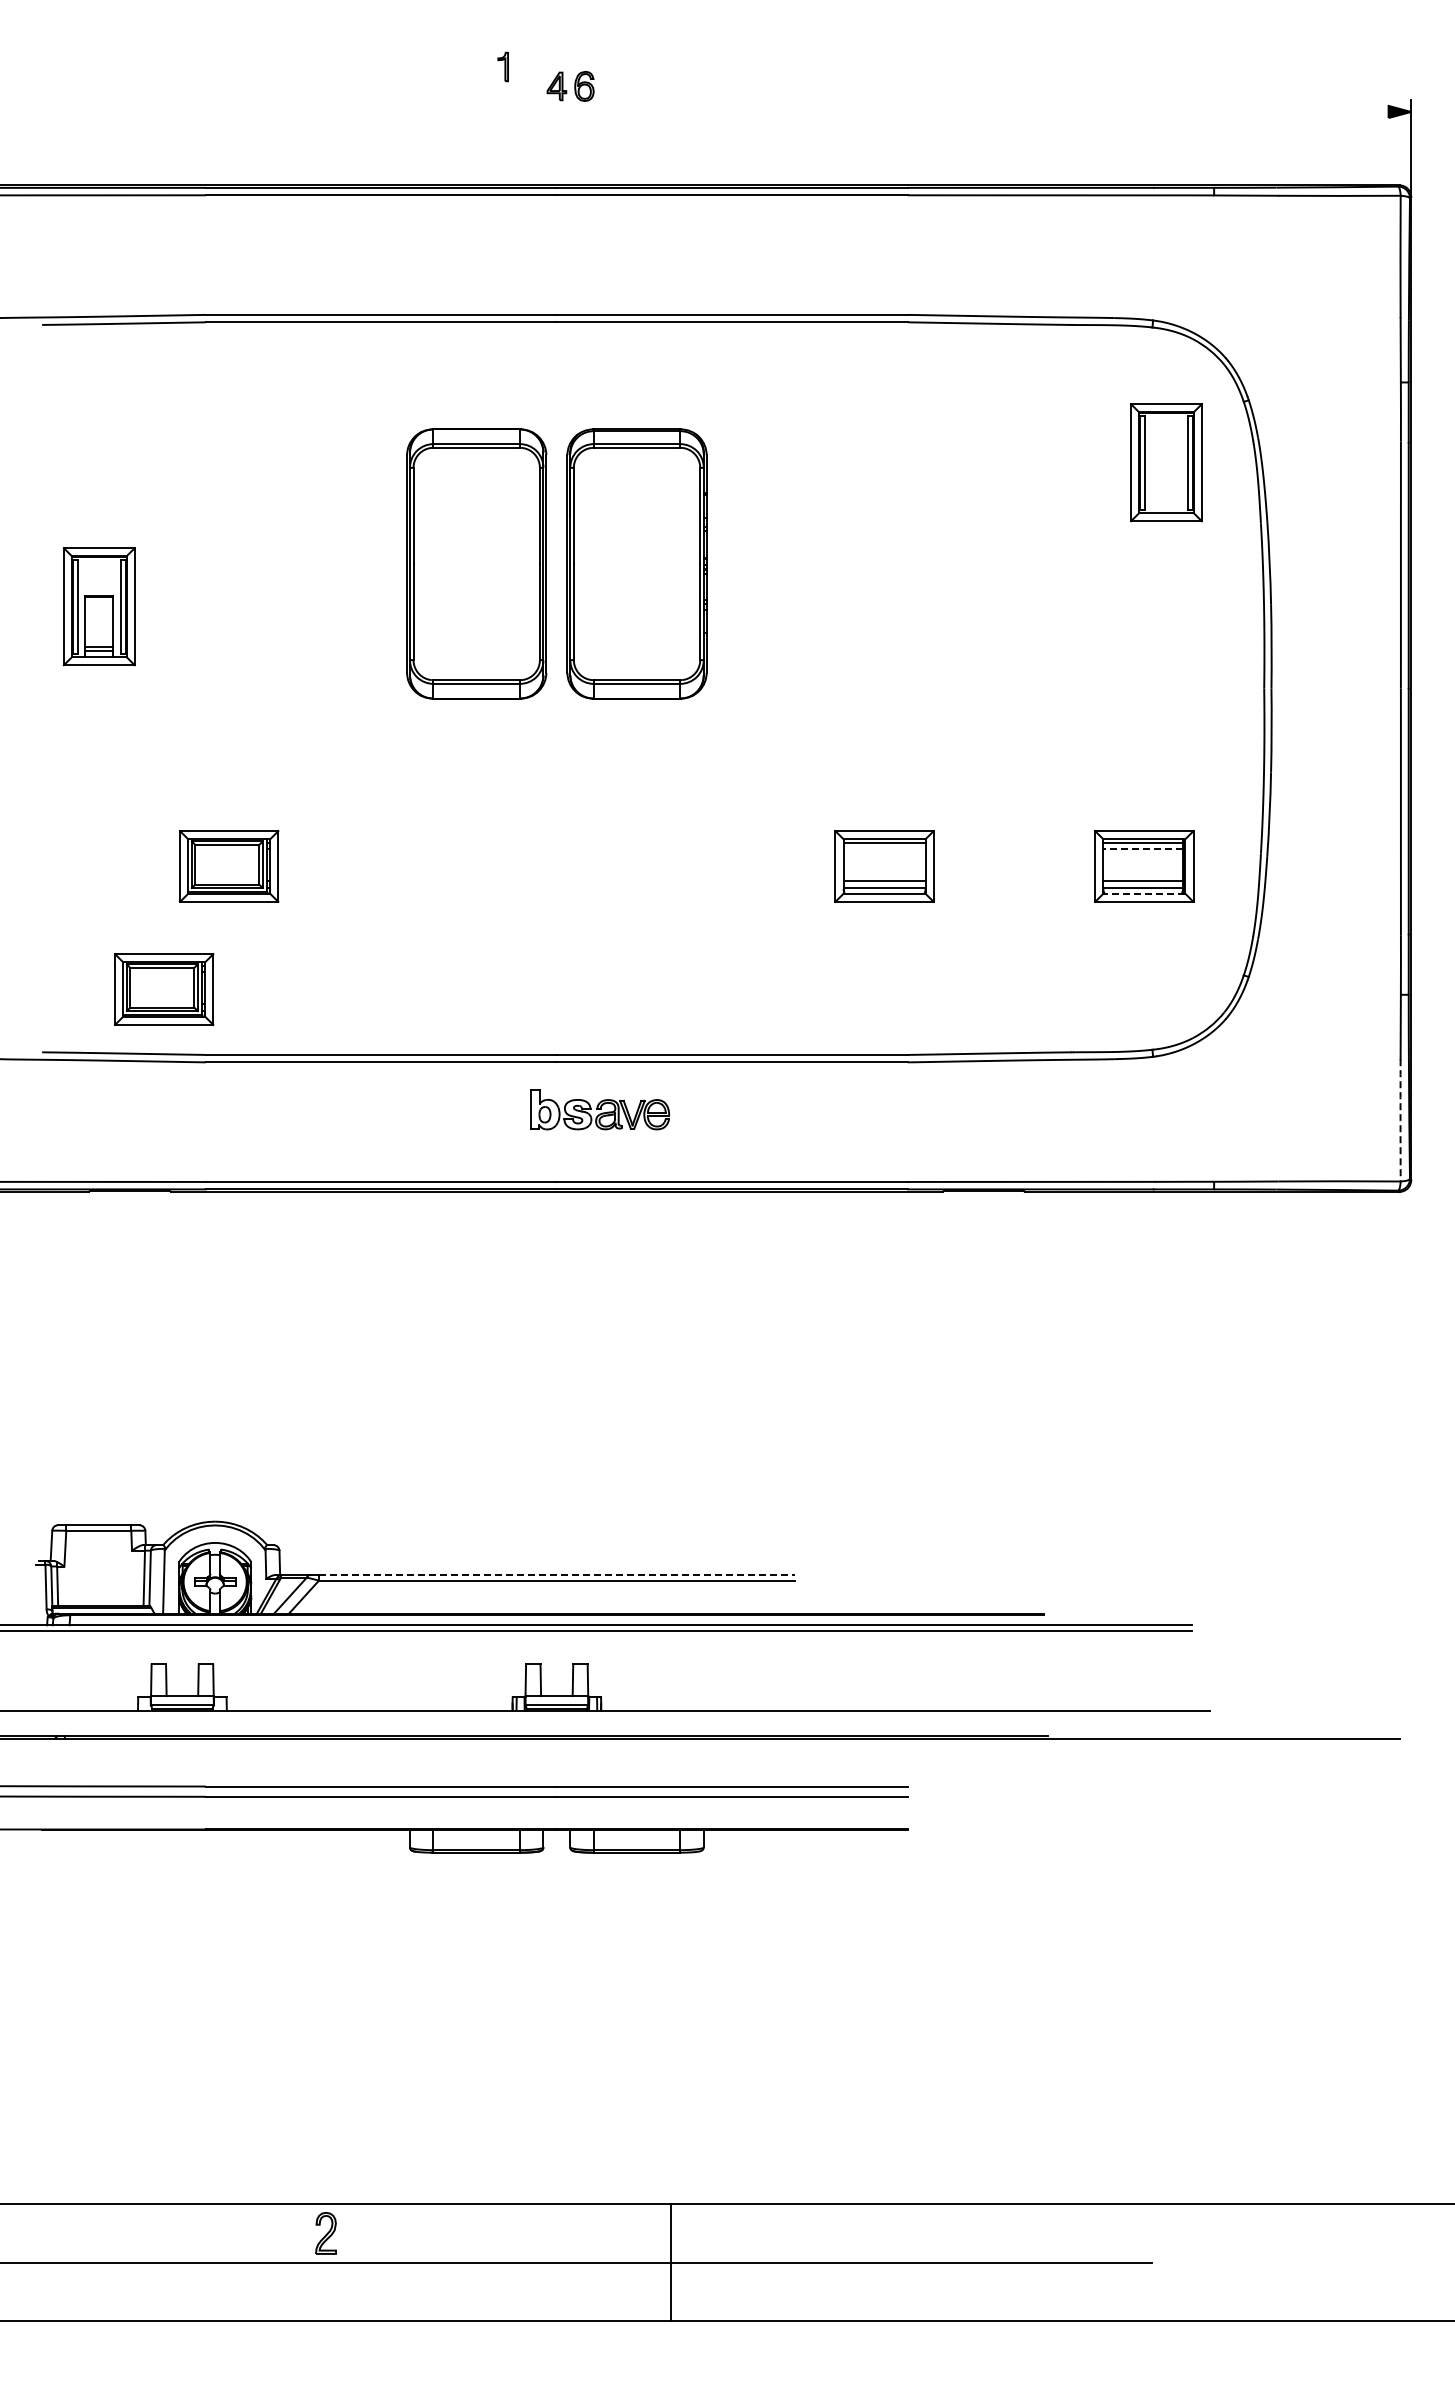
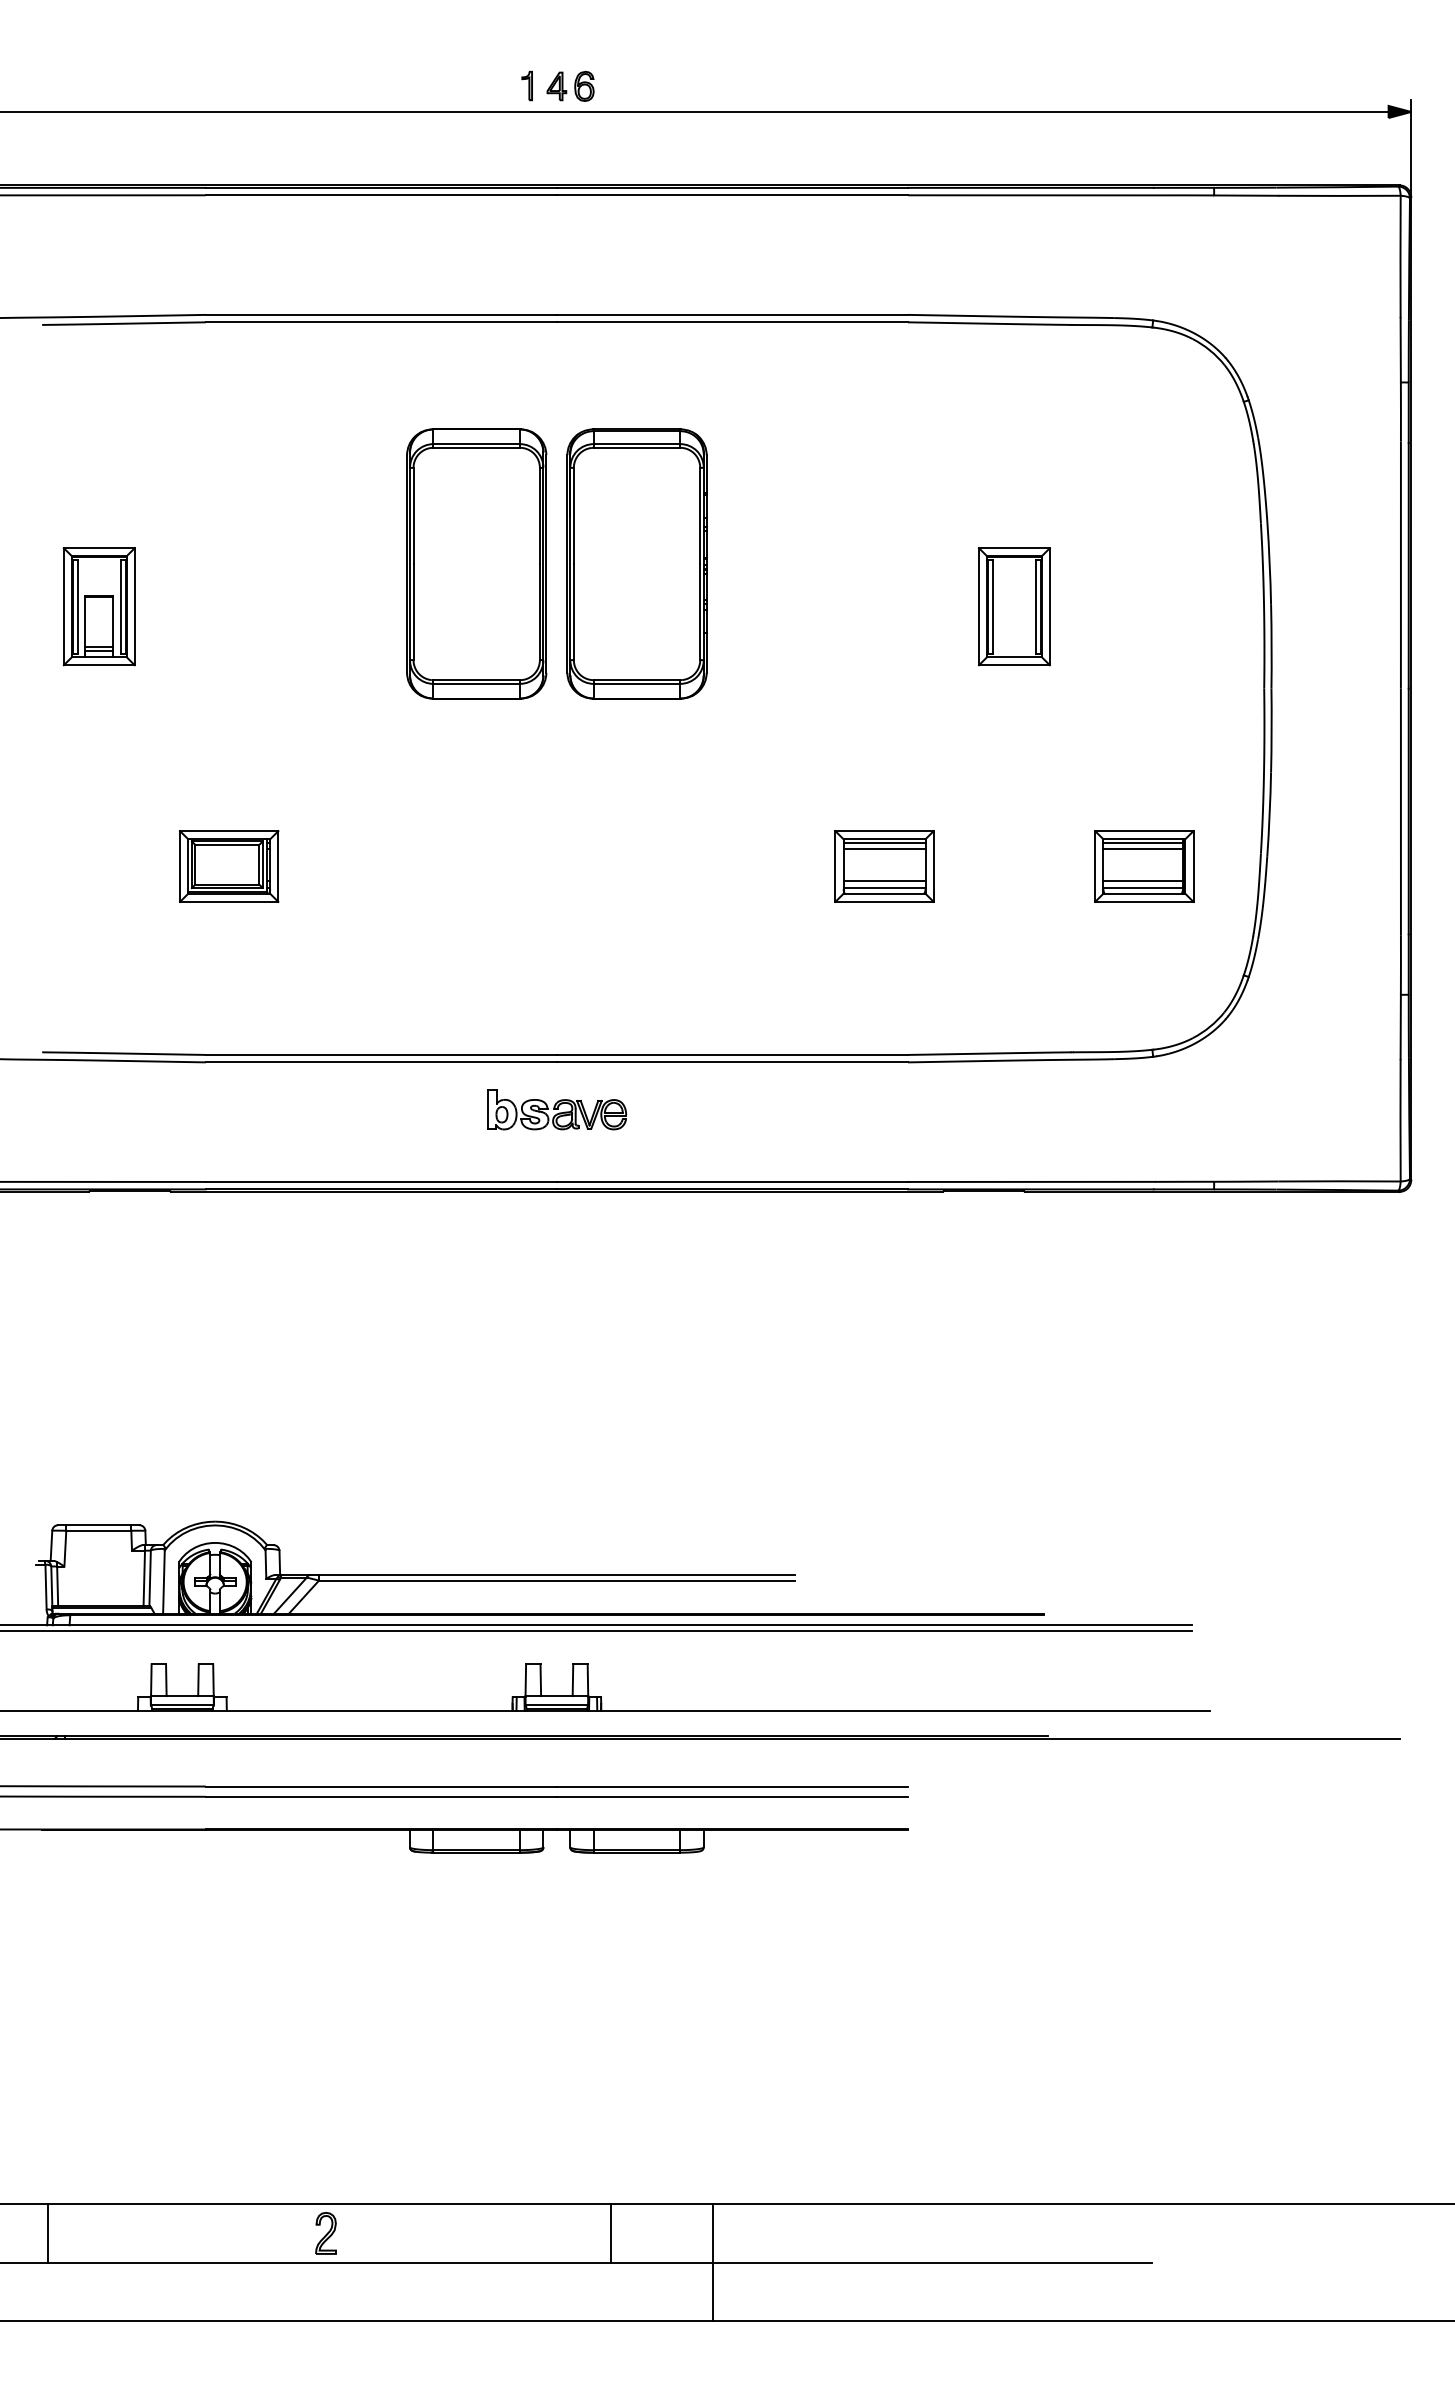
part position: (502, 66) -> (526, 85) (526, 85)
line: none -> present (695, 111)
part position: (1166, 462) -> (1014, 606) (1014, 606)
line: none -> present (884, 848)
line: dashed -> solid (1143, 848)
line: dashed -> solid (1144, 893)
part: present -> none (164, 989)
part position: (600, 1109) -> (557, 1109) (557, 1109)
arc: dashed -> solid (1400, 1120)
line: dashed -> solid (556, 1574)
line: none -> present (47, 2233)
line: none -> present (611, 2233)
line position: (671, 2262) -> (713, 2262) (713, 2262)
